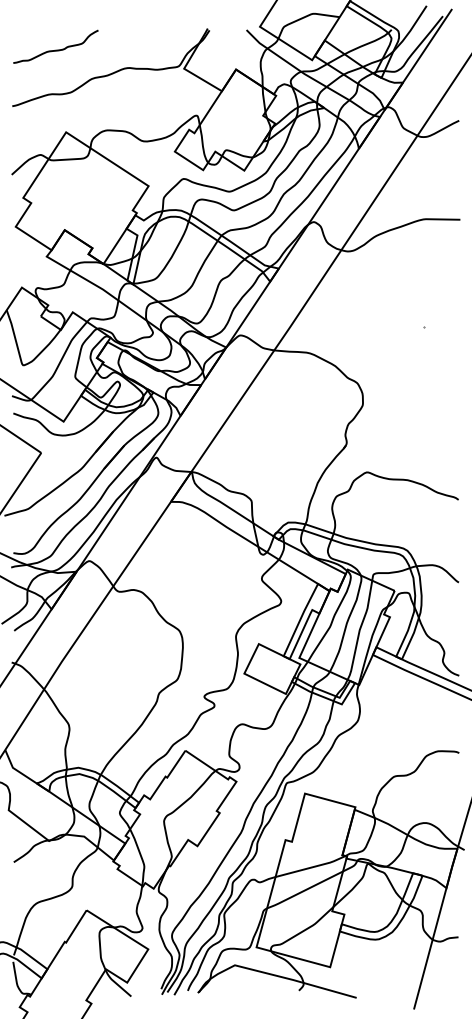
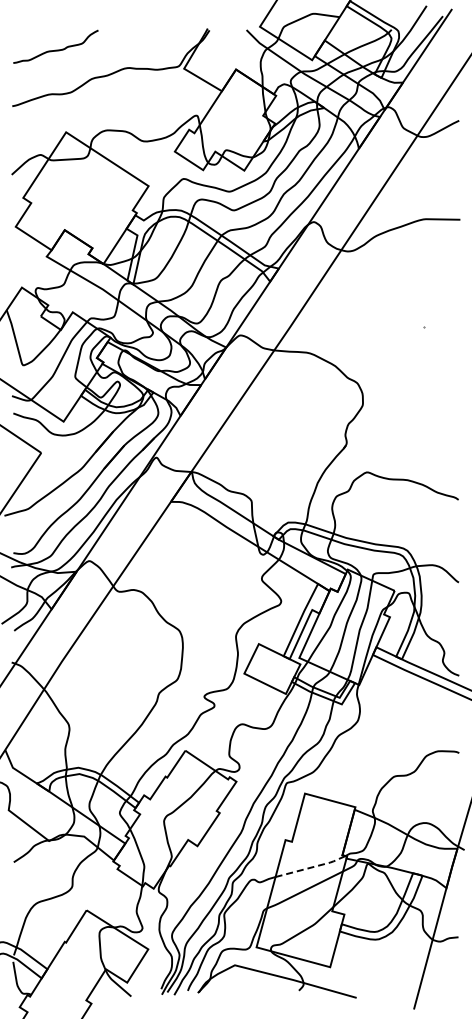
line: solid -> dashed (311, 867)
